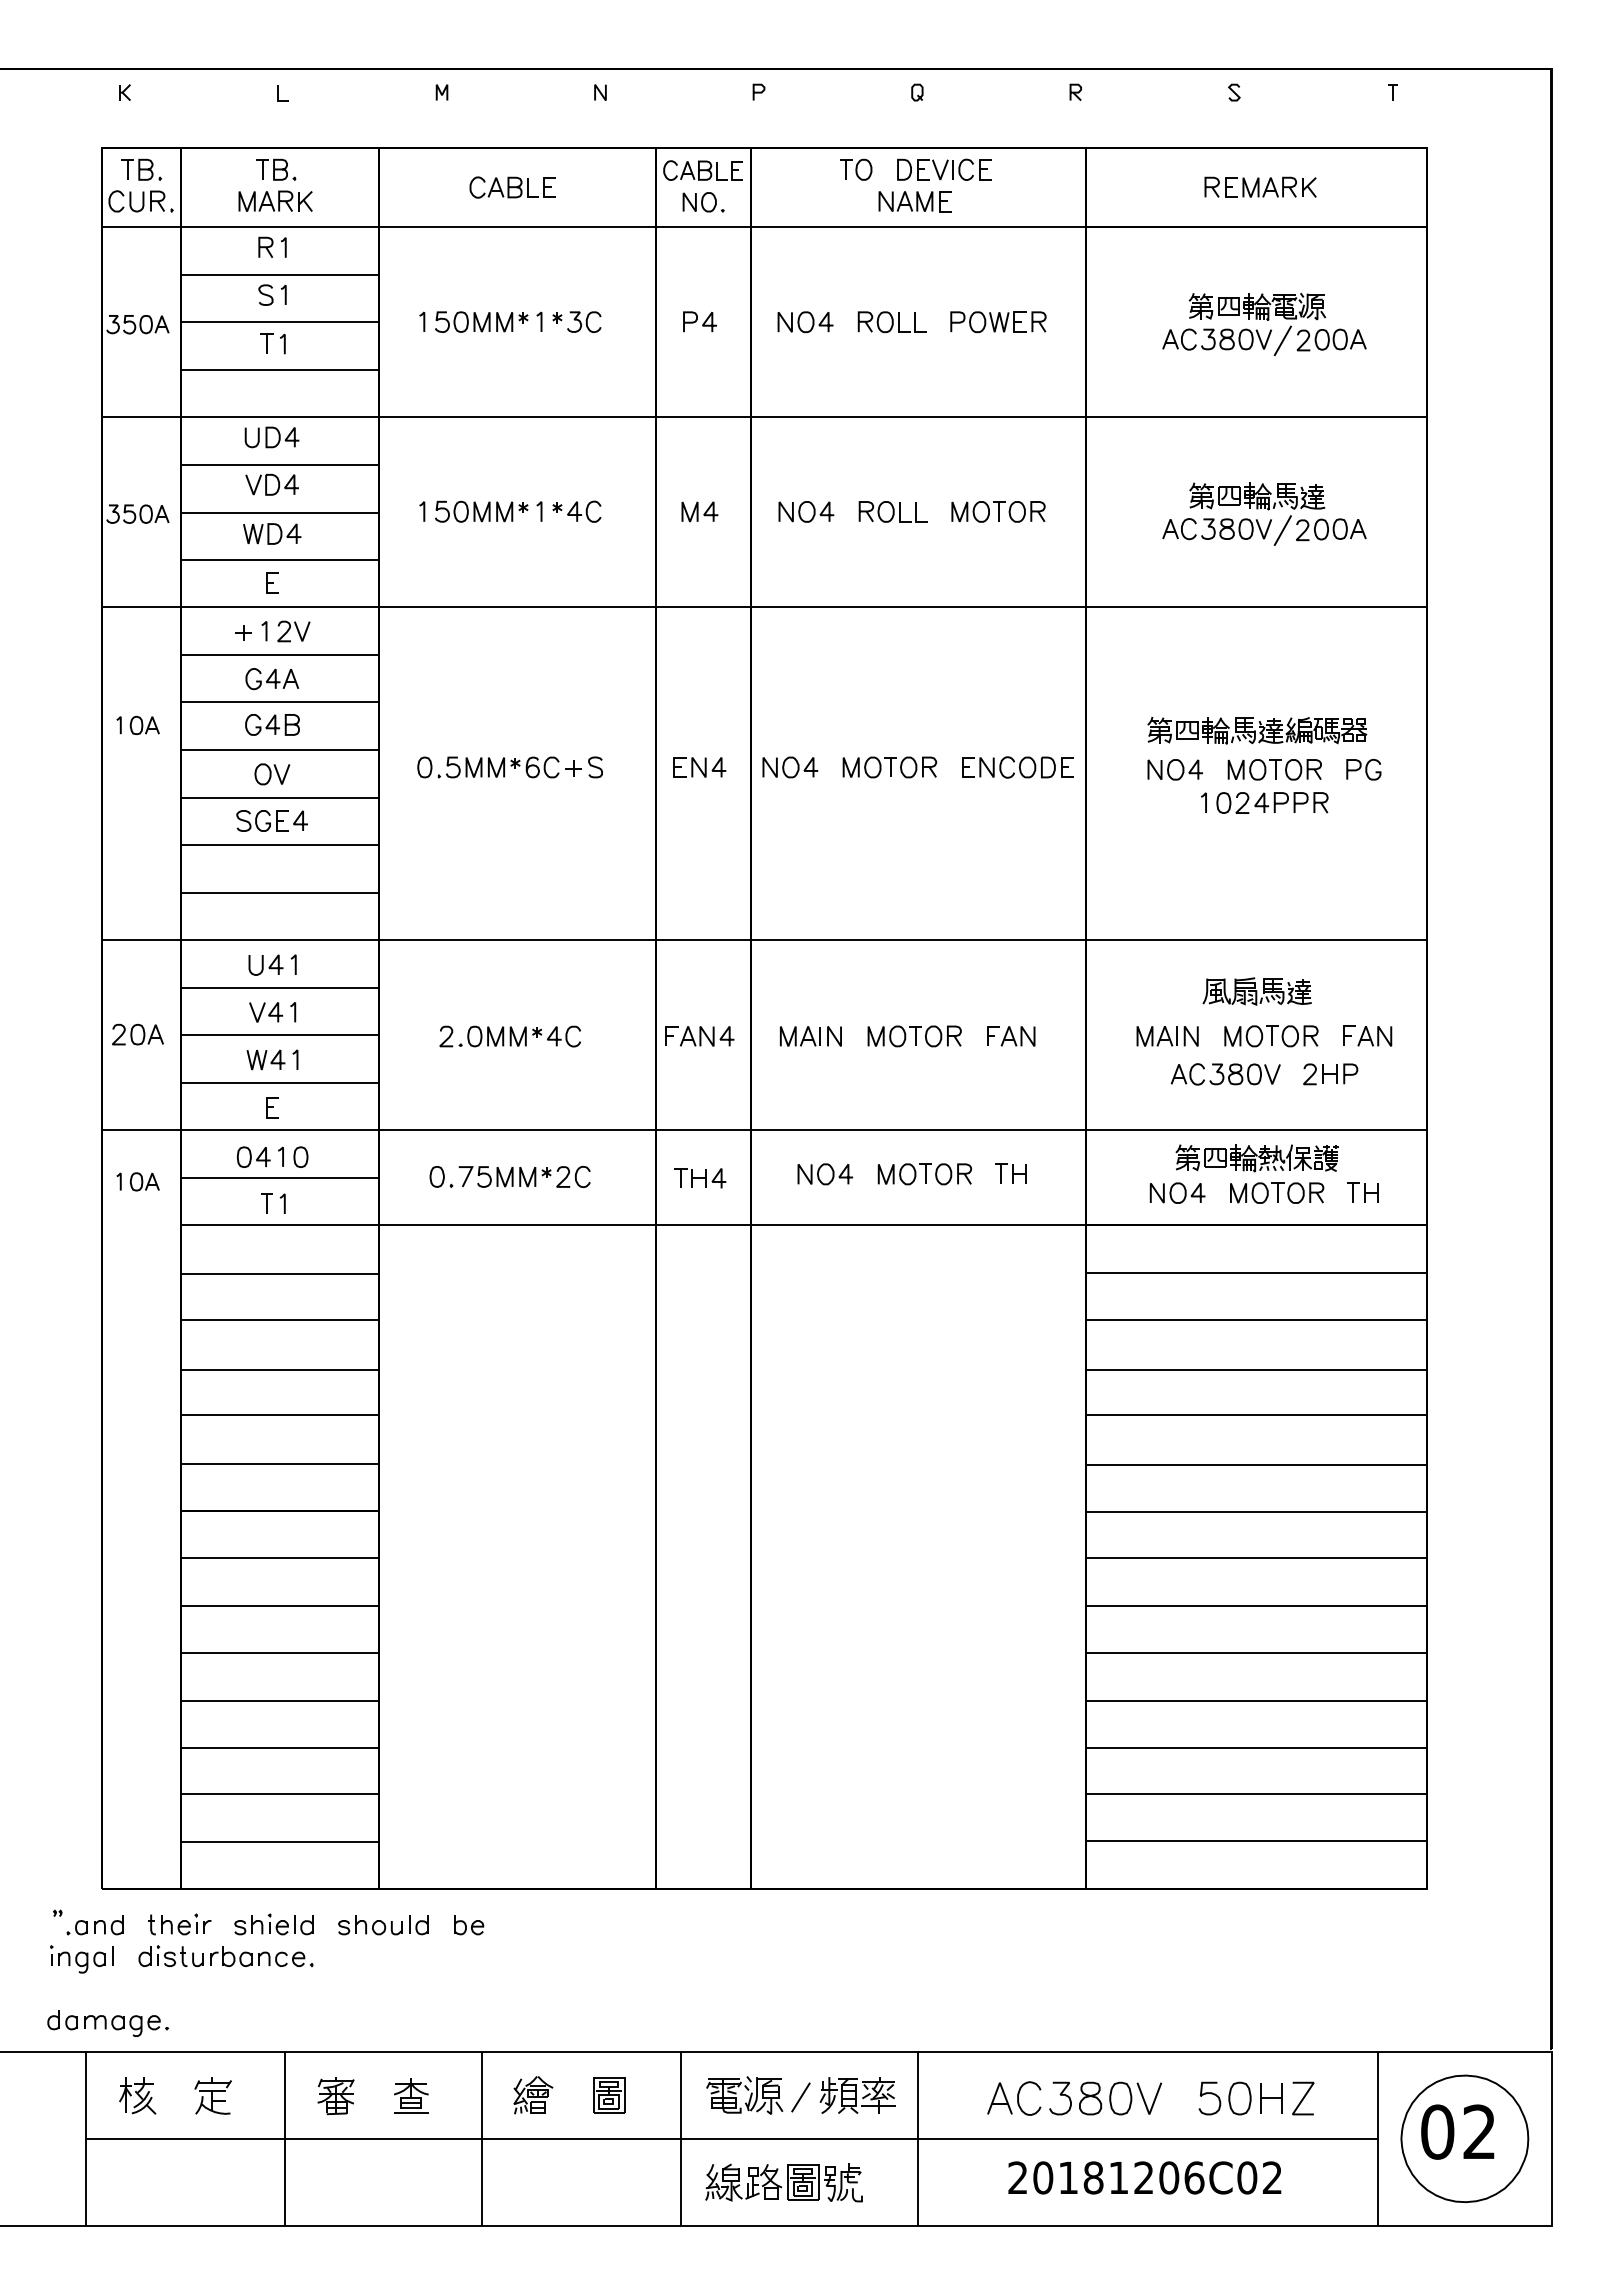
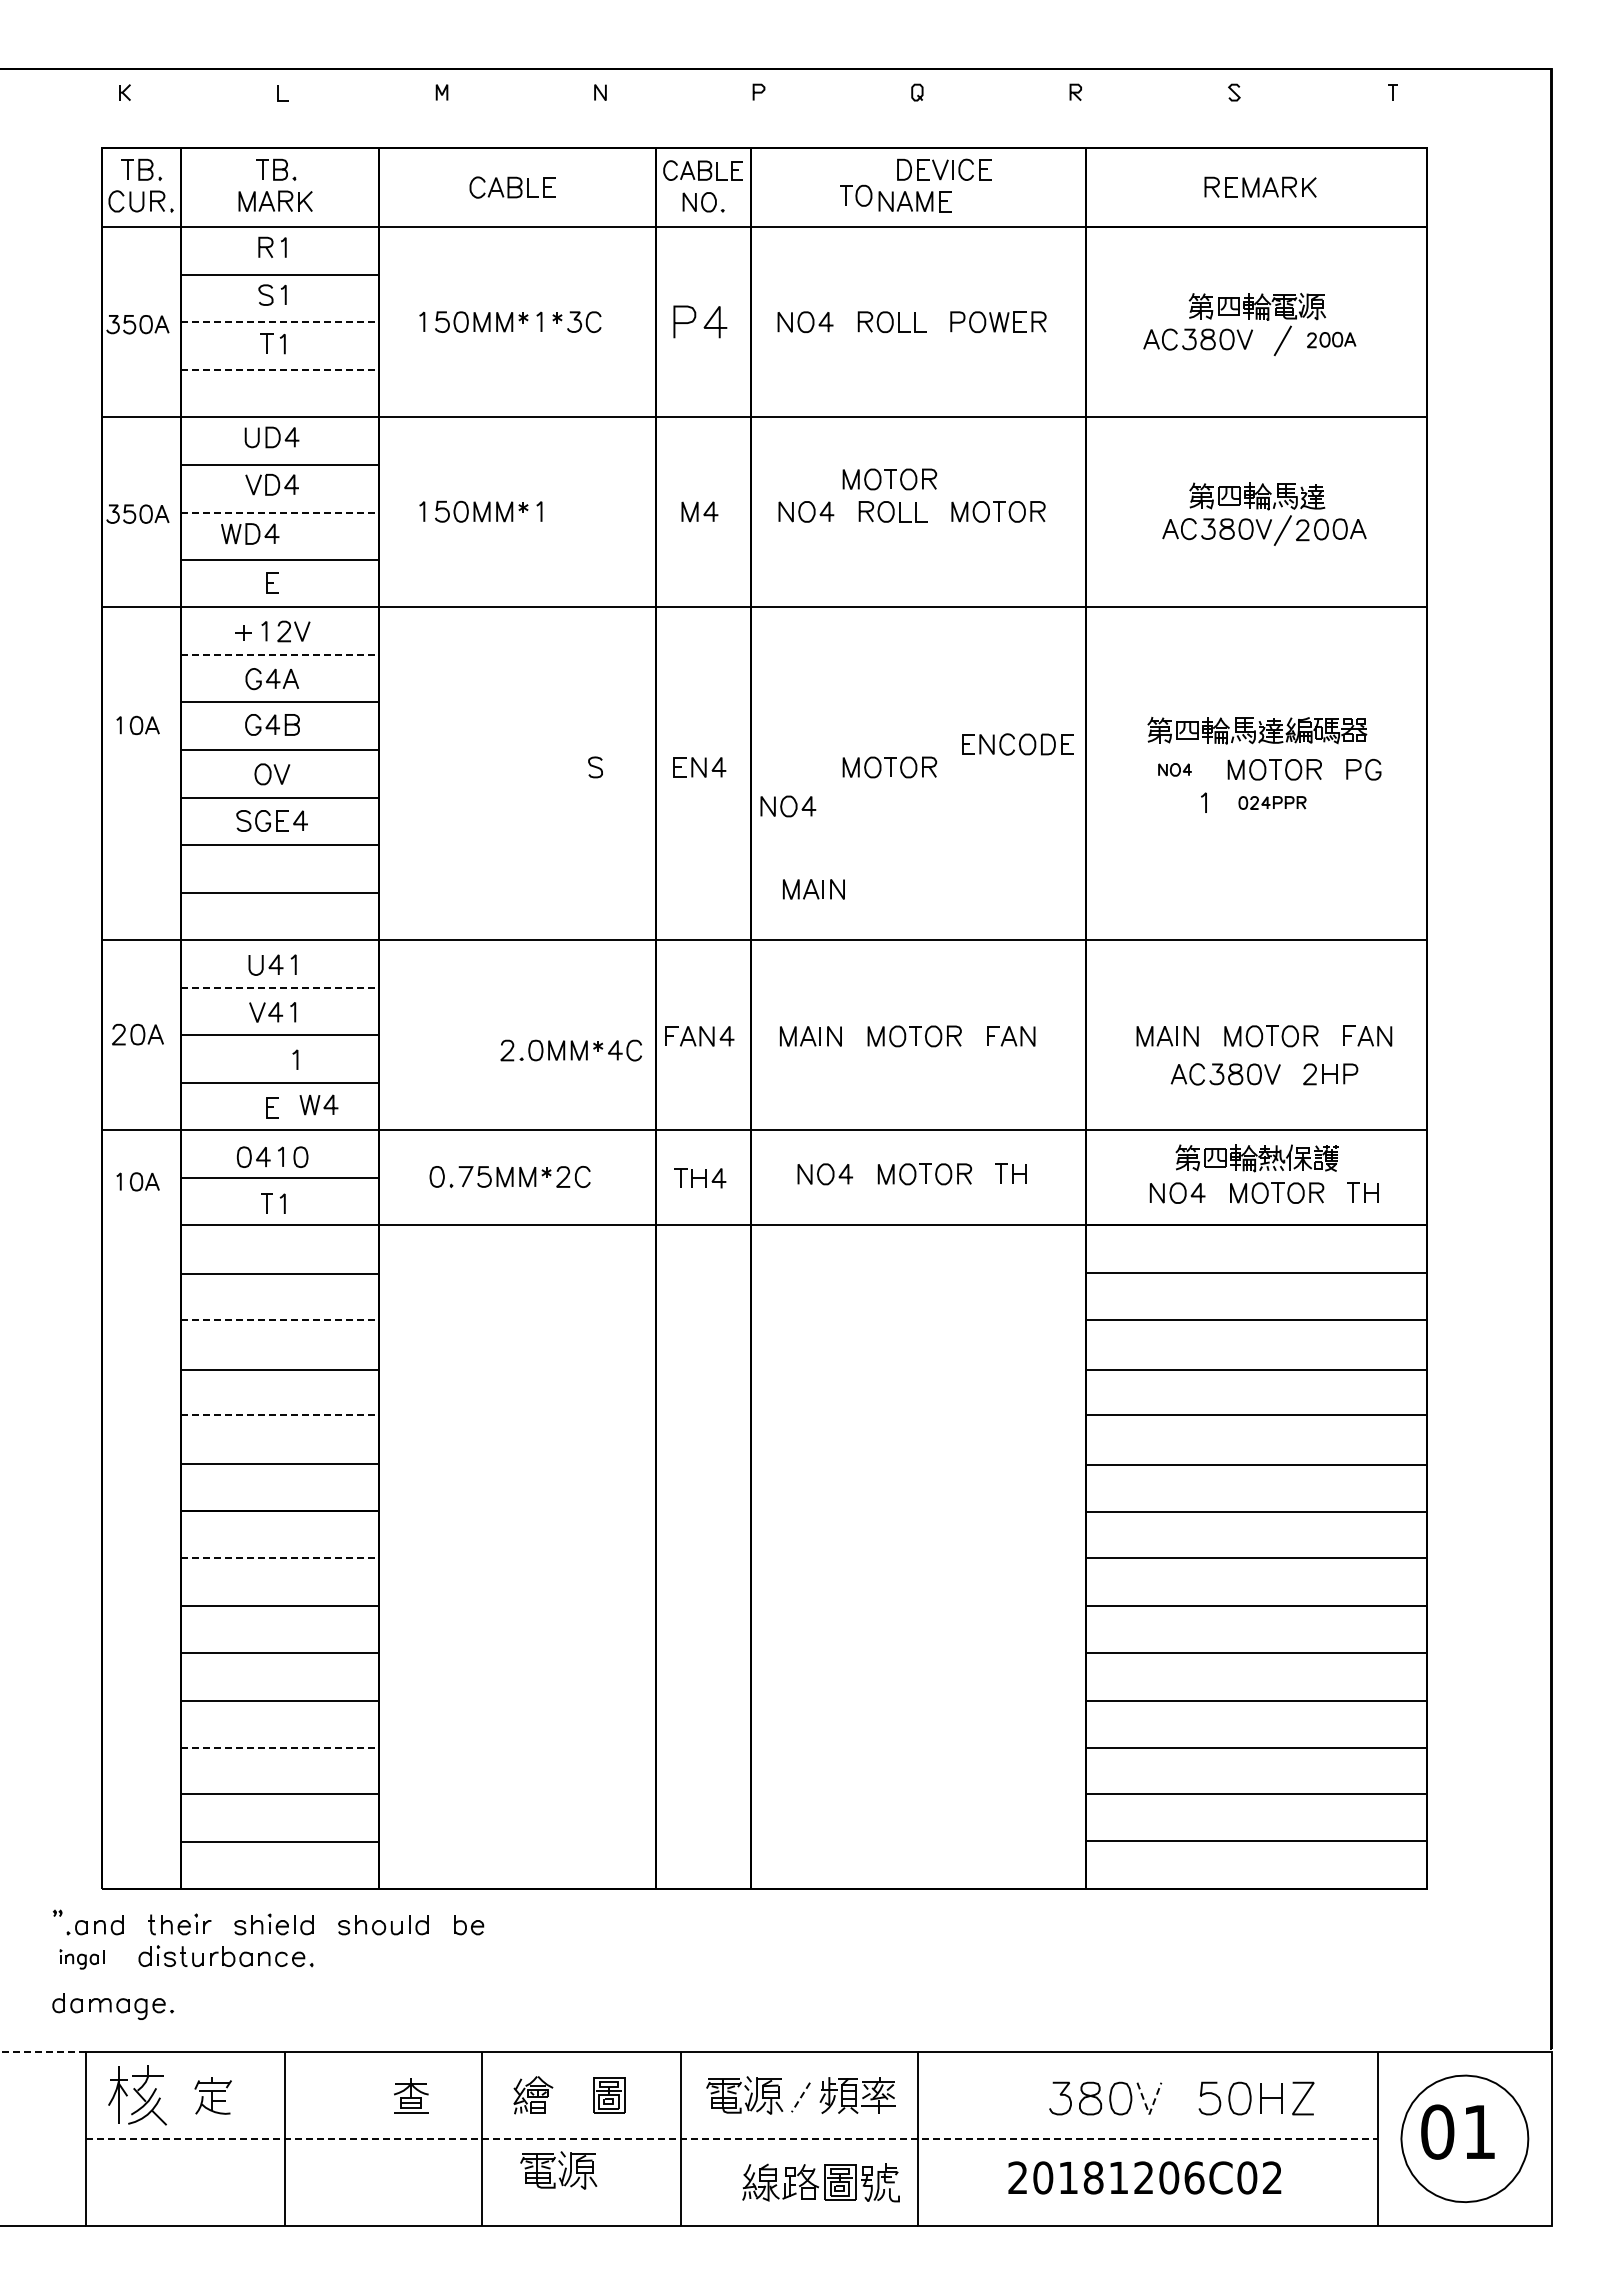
part position: (856, 169) -> (856, 195) (856, 195)
part size: 34x22 px -> 55x34 px (700, 321)
line: solid -> dashed (280, 322)
part position: (1217, 339) -> (1198, 339) (1198, 339)
part size: 71x24 px -> 50x18 px (1331, 339)
line: solid -> dashed (280, 369)
part: none -> present (889, 479)
part: present -> none (576, 511)
line: solid -> dashed (280, 512)
part position: (272, 533) -> (250, 533) (250, 533)
line: solid -> dashed (280, 654)
part: present -> none (499, 767)
part position: (790, 767) -> (788, 806) (788, 806)
part position: (1017, 767) -> (1017, 744) (1017, 744)
part size: 56x22 px -> 34x14 px (1174, 769)
part size: 113x22 px -> 69x14 px (1272, 802)
part: none -> present (813, 889)
line: solid -> dashed (280, 987)
part: present -> none (1256, 991)
part position: (509, 1036) -> (570, 1050) (570, 1050)
part position: (265, 1059) -> (318, 1104) (318, 1104)
line: solid -> dashed (280, 1319)
line: solid -> dashed (280, 1414)
line: solid -> dashed (280, 1557)
line: solid -> dashed (280, 1748)
part size: 64x29 px -> 46x21 px (81, 1959)
part position: (107, 2023) -> (112, 2006) (112, 2006)
line: solid -> dashed (43, 2051)
part size: 38x38 px -> 59x61 px (137, 2095)
part: present -> none (335, 2096)
line: solid -> dashed (800, 2097)
part: present -> none (1014, 2098)
line: solid -> dashed (1149, 2114)
text: 02 -> 01 (1478, 2131)
line: solid -> dashed (733, 2138)
part: none -> present (558, 2170)
part position: (783, 2182) -> (820, 2182) (820, 2182)
